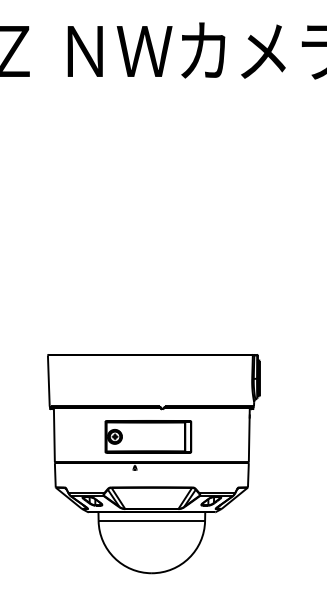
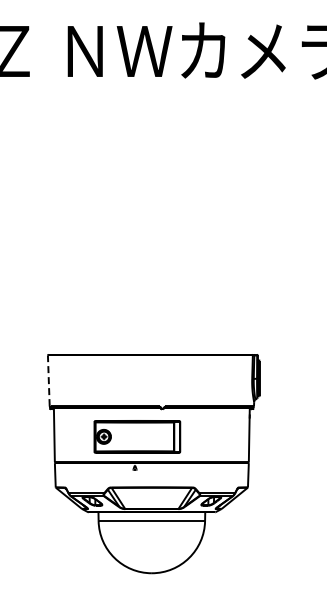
line: solid -> dashed (48, 380)
part position: (148, 436) -> (137, 436) (137, 436)
